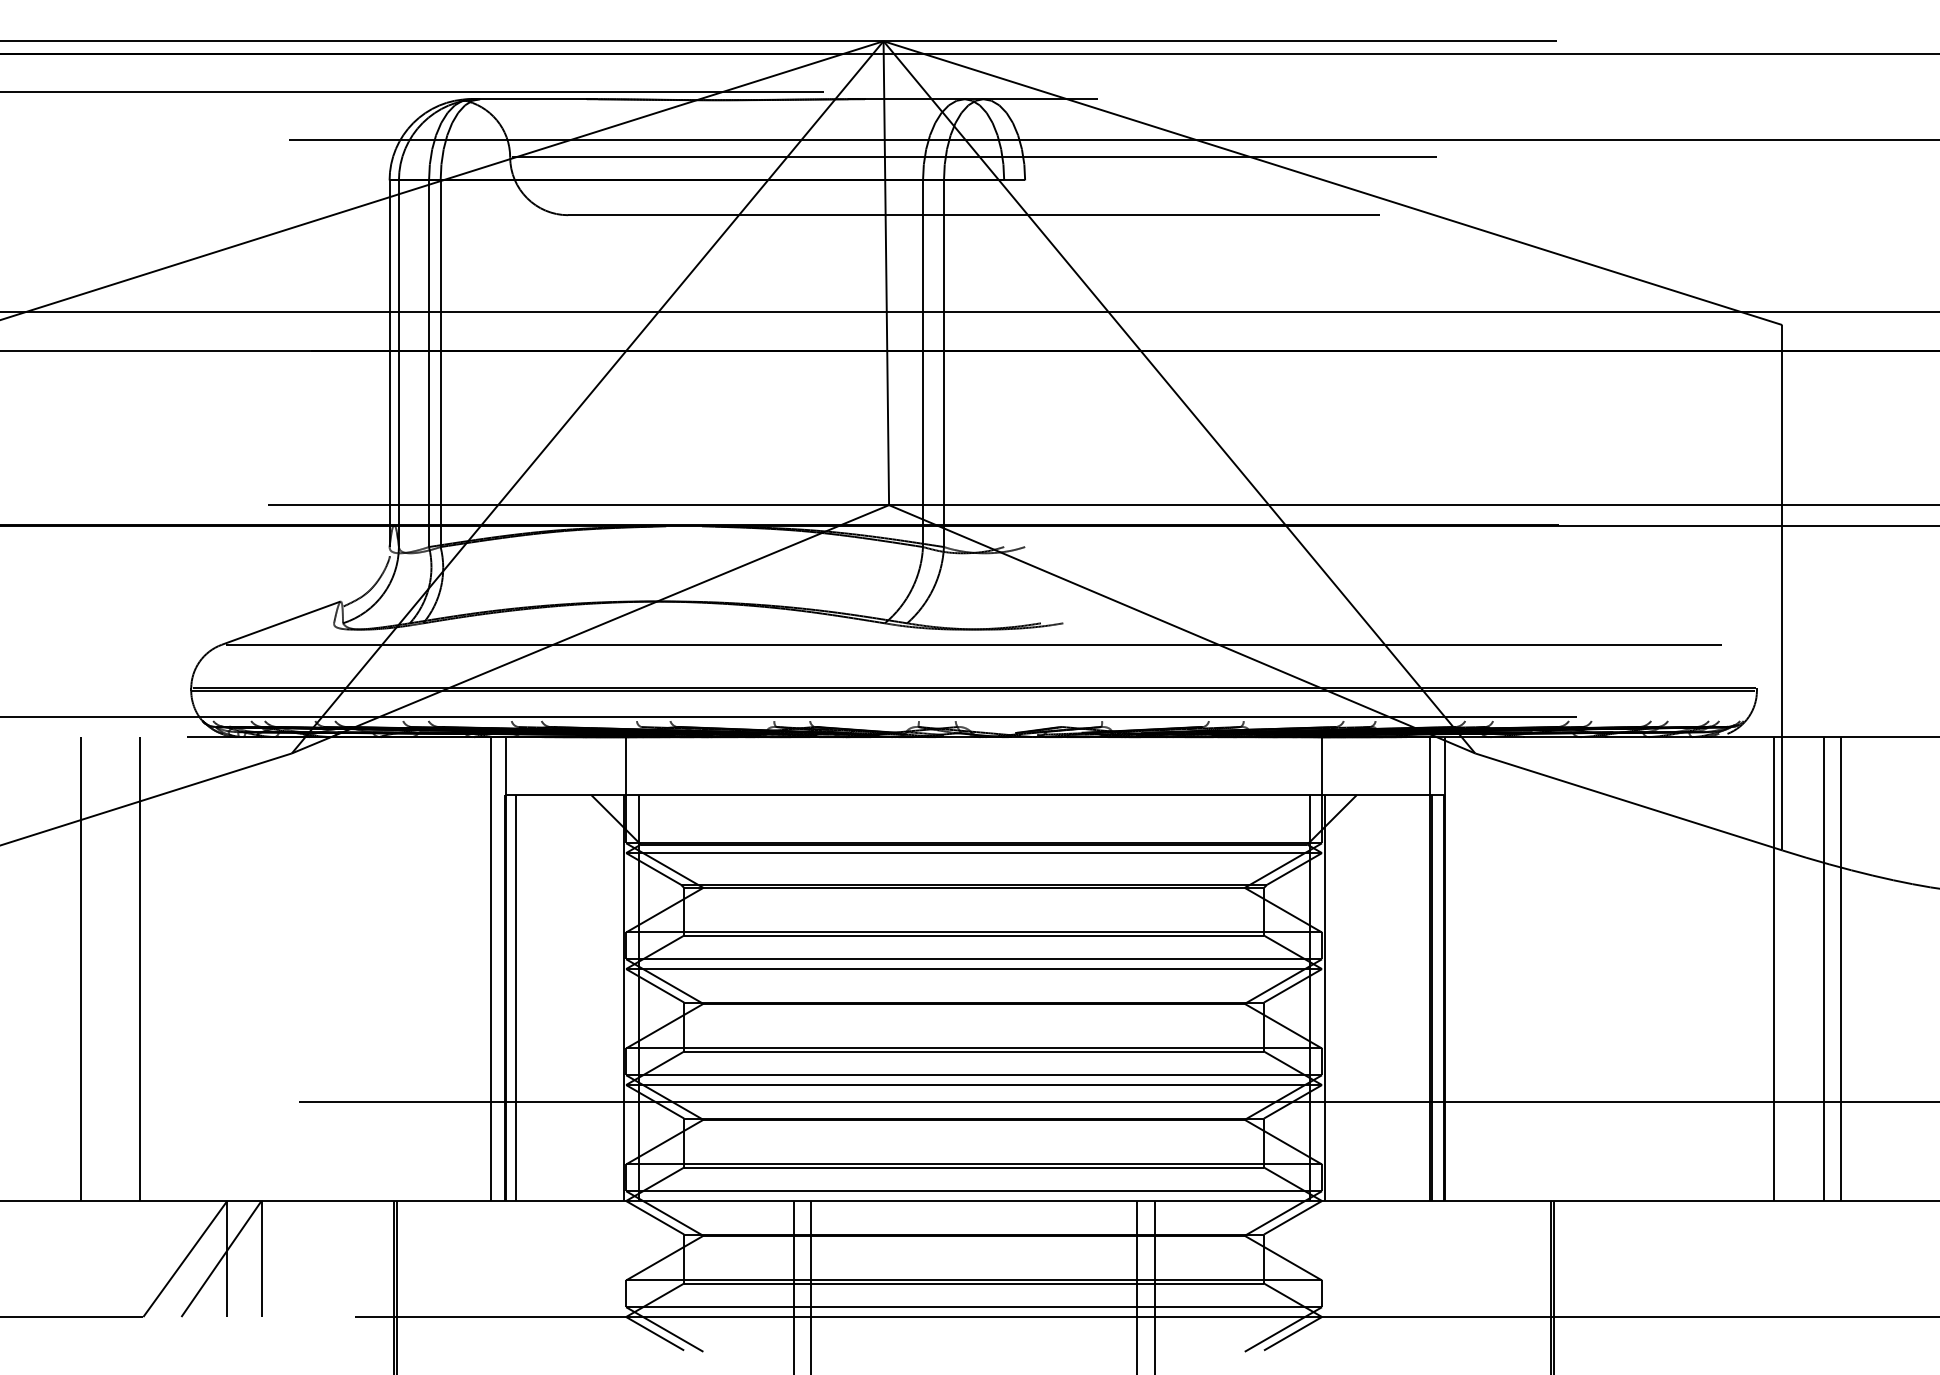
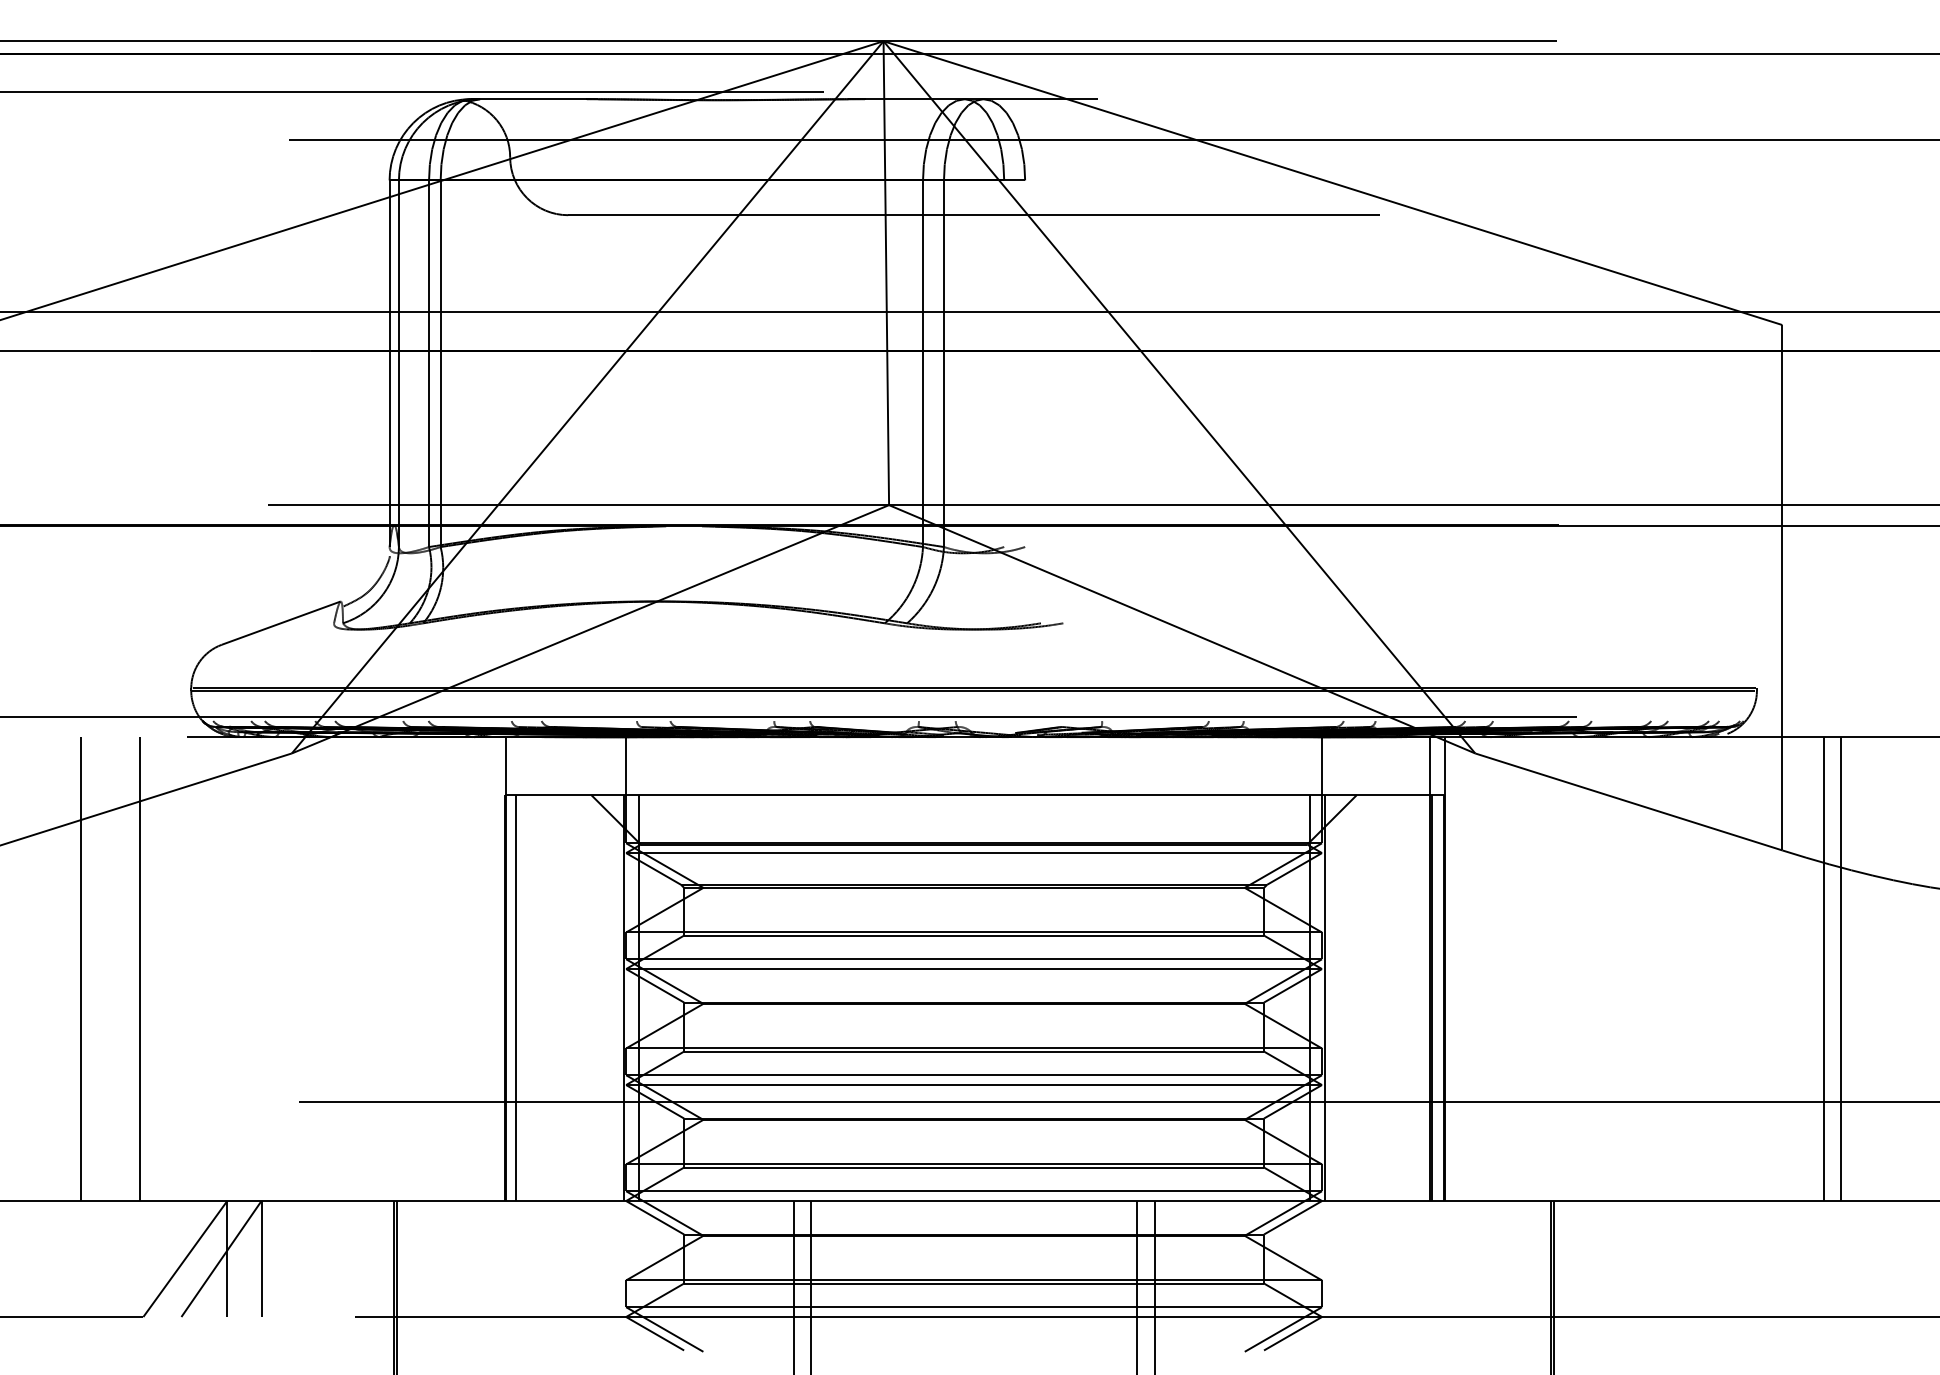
line: present -> none (974, 157)
line: present -> none (973, 644)
line: present -> none (490, 969)
line: present -> none (1773, 969)
